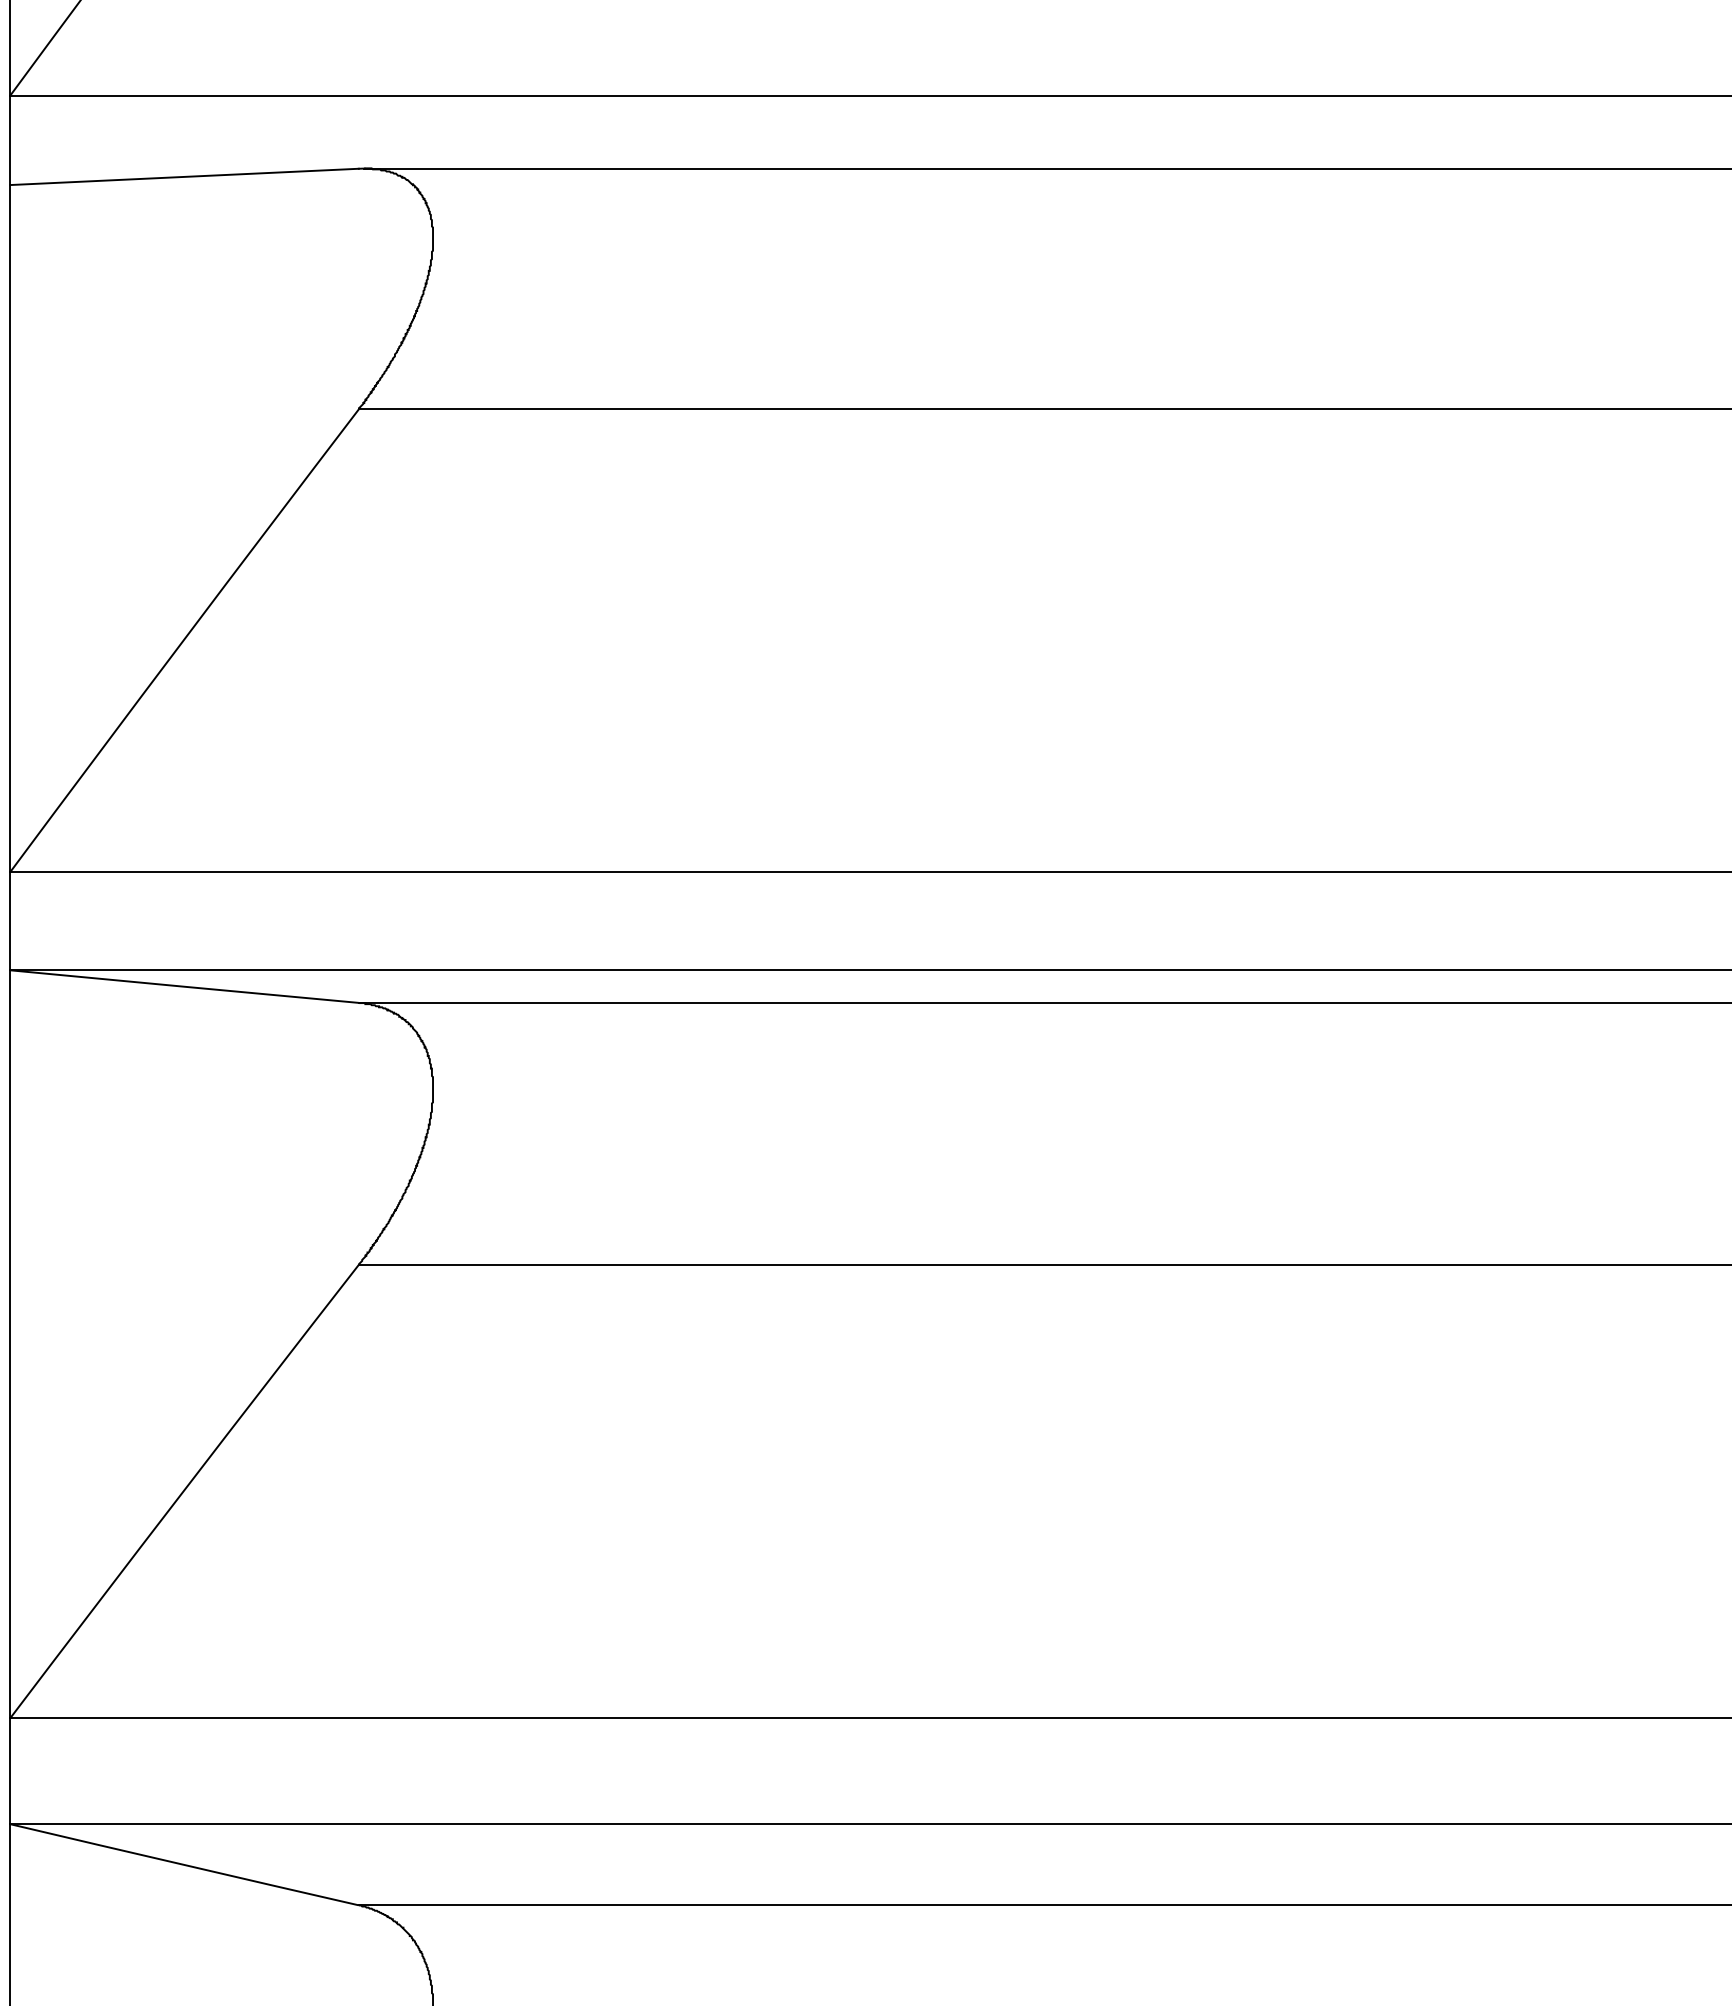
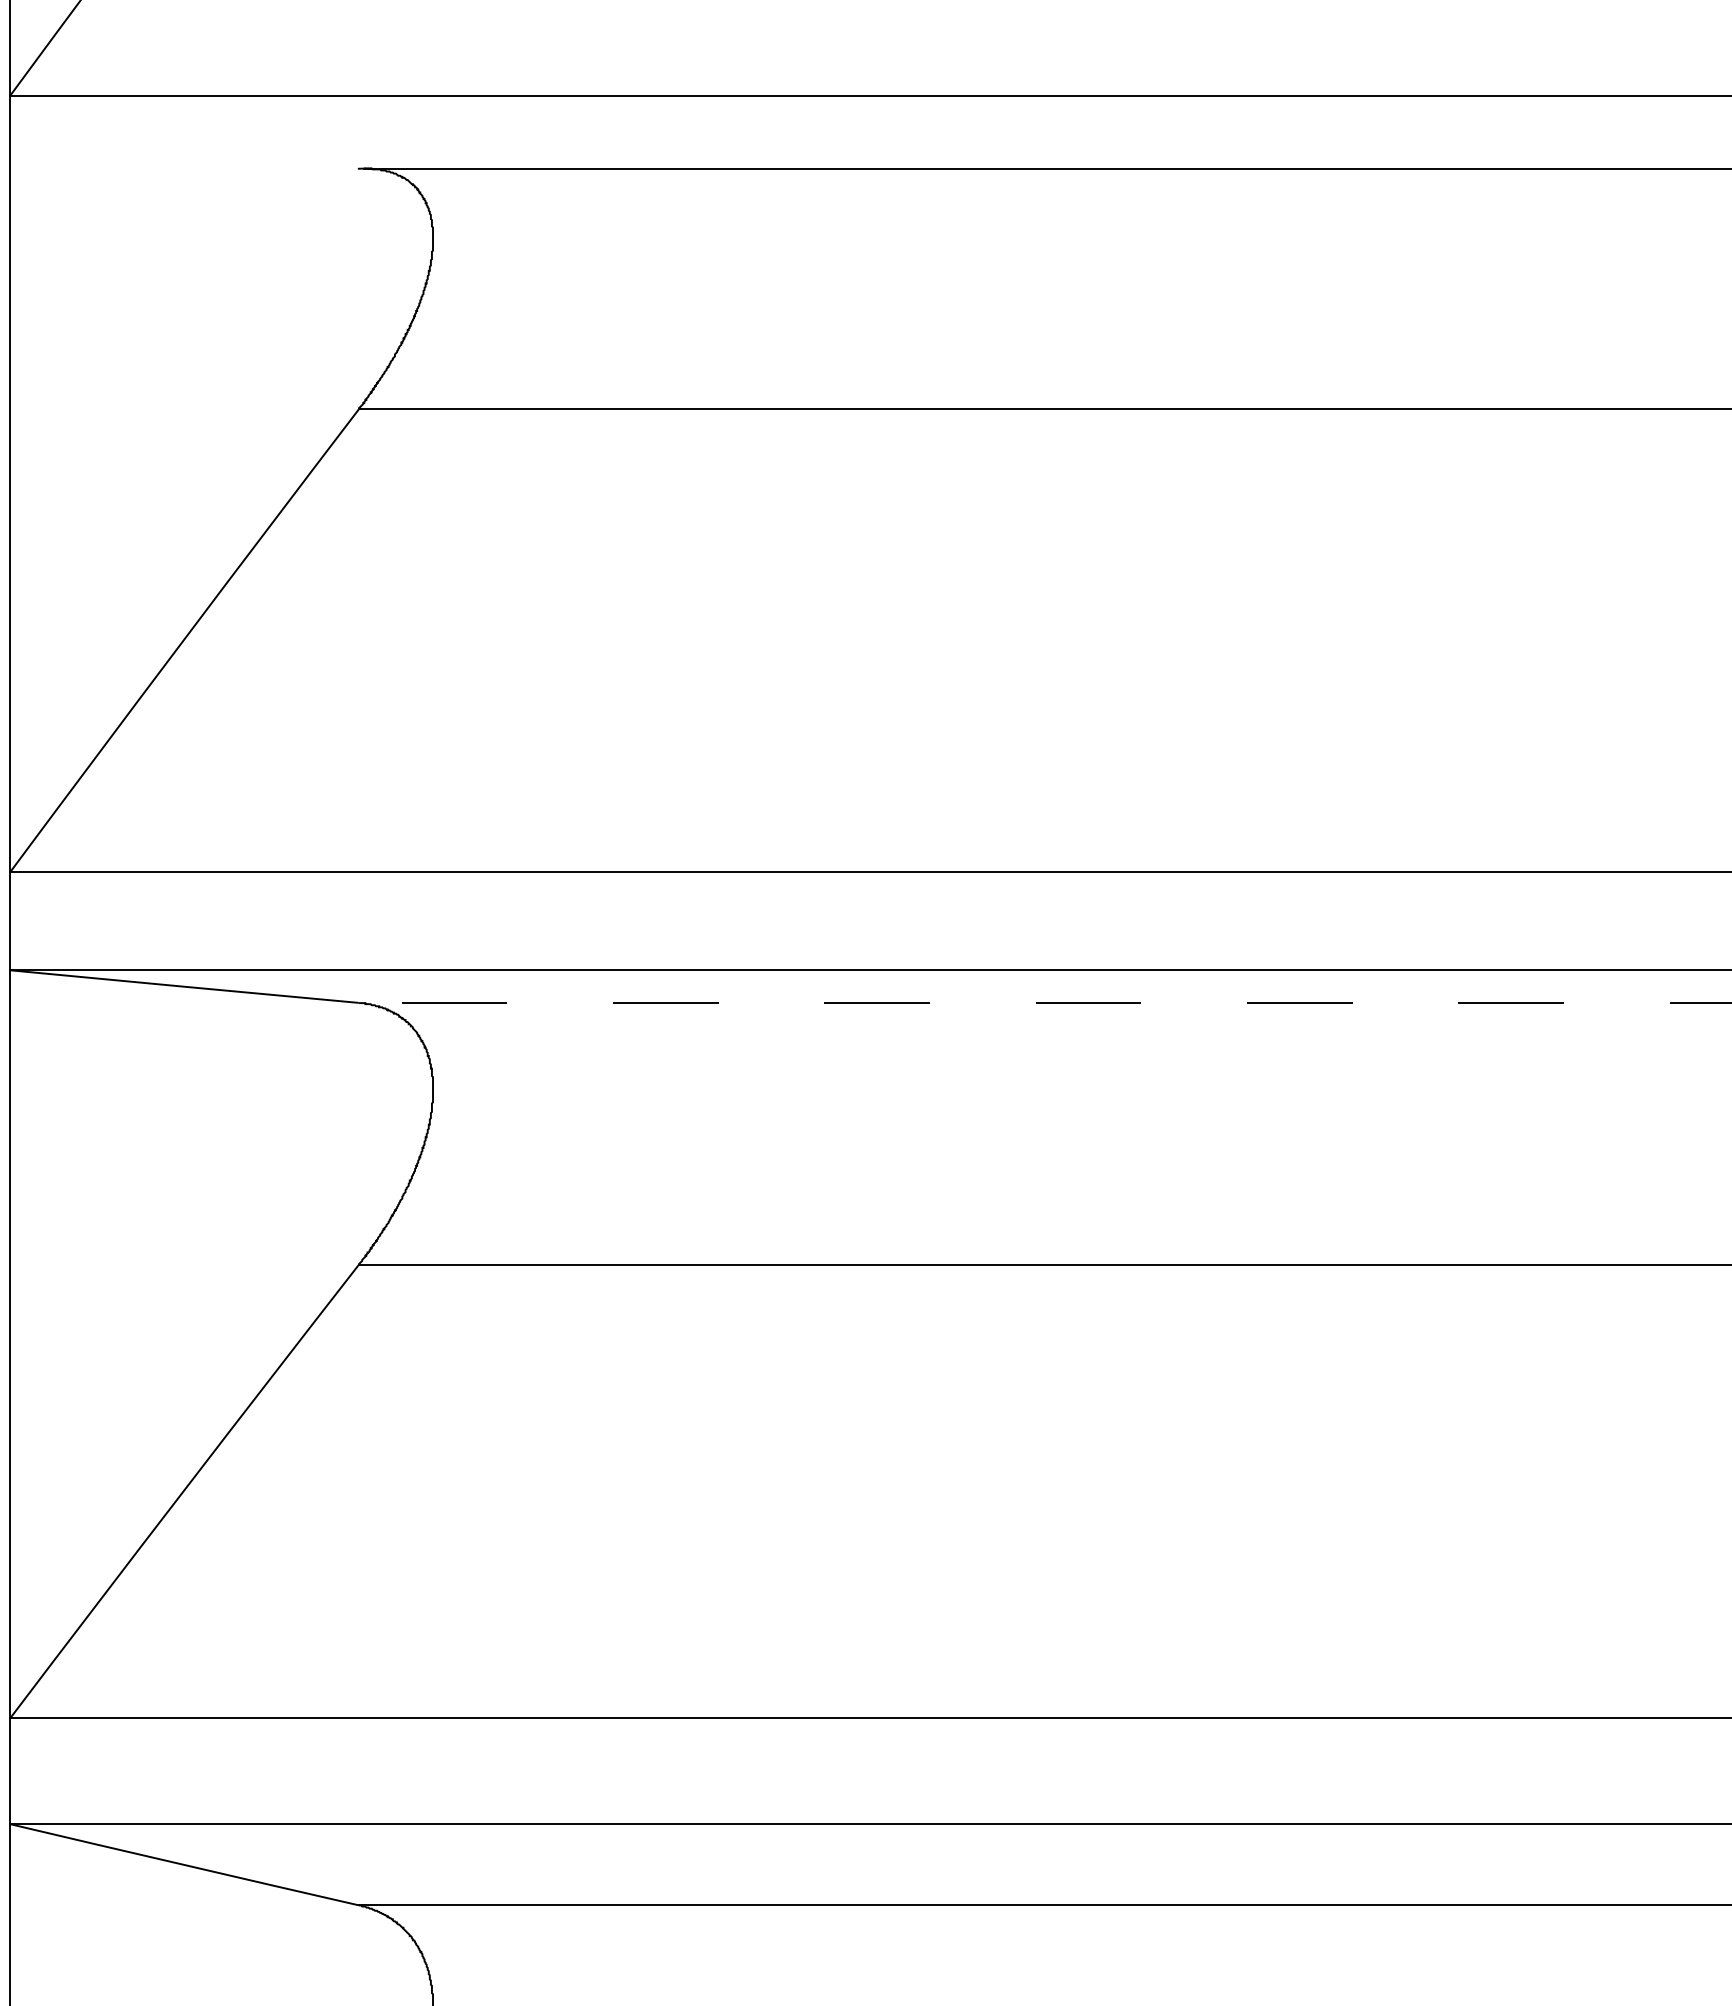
line: present -> none (184, 176)
line: solid -> dashed (1045, 1002)
